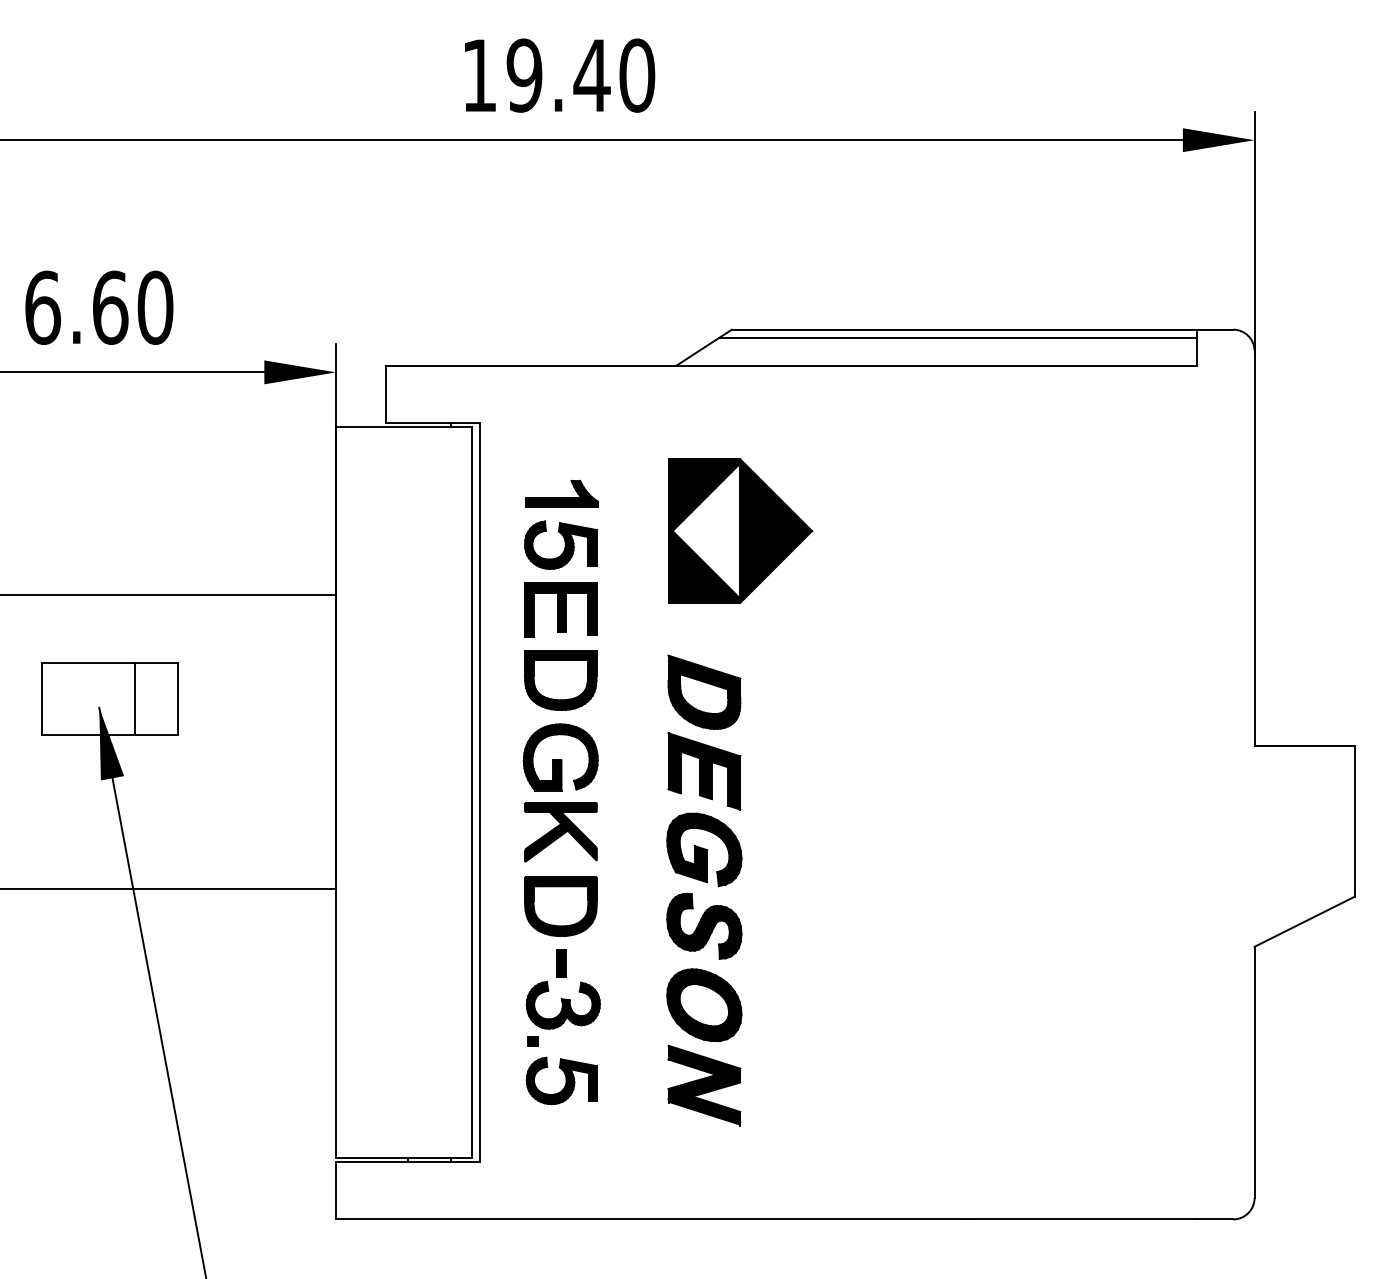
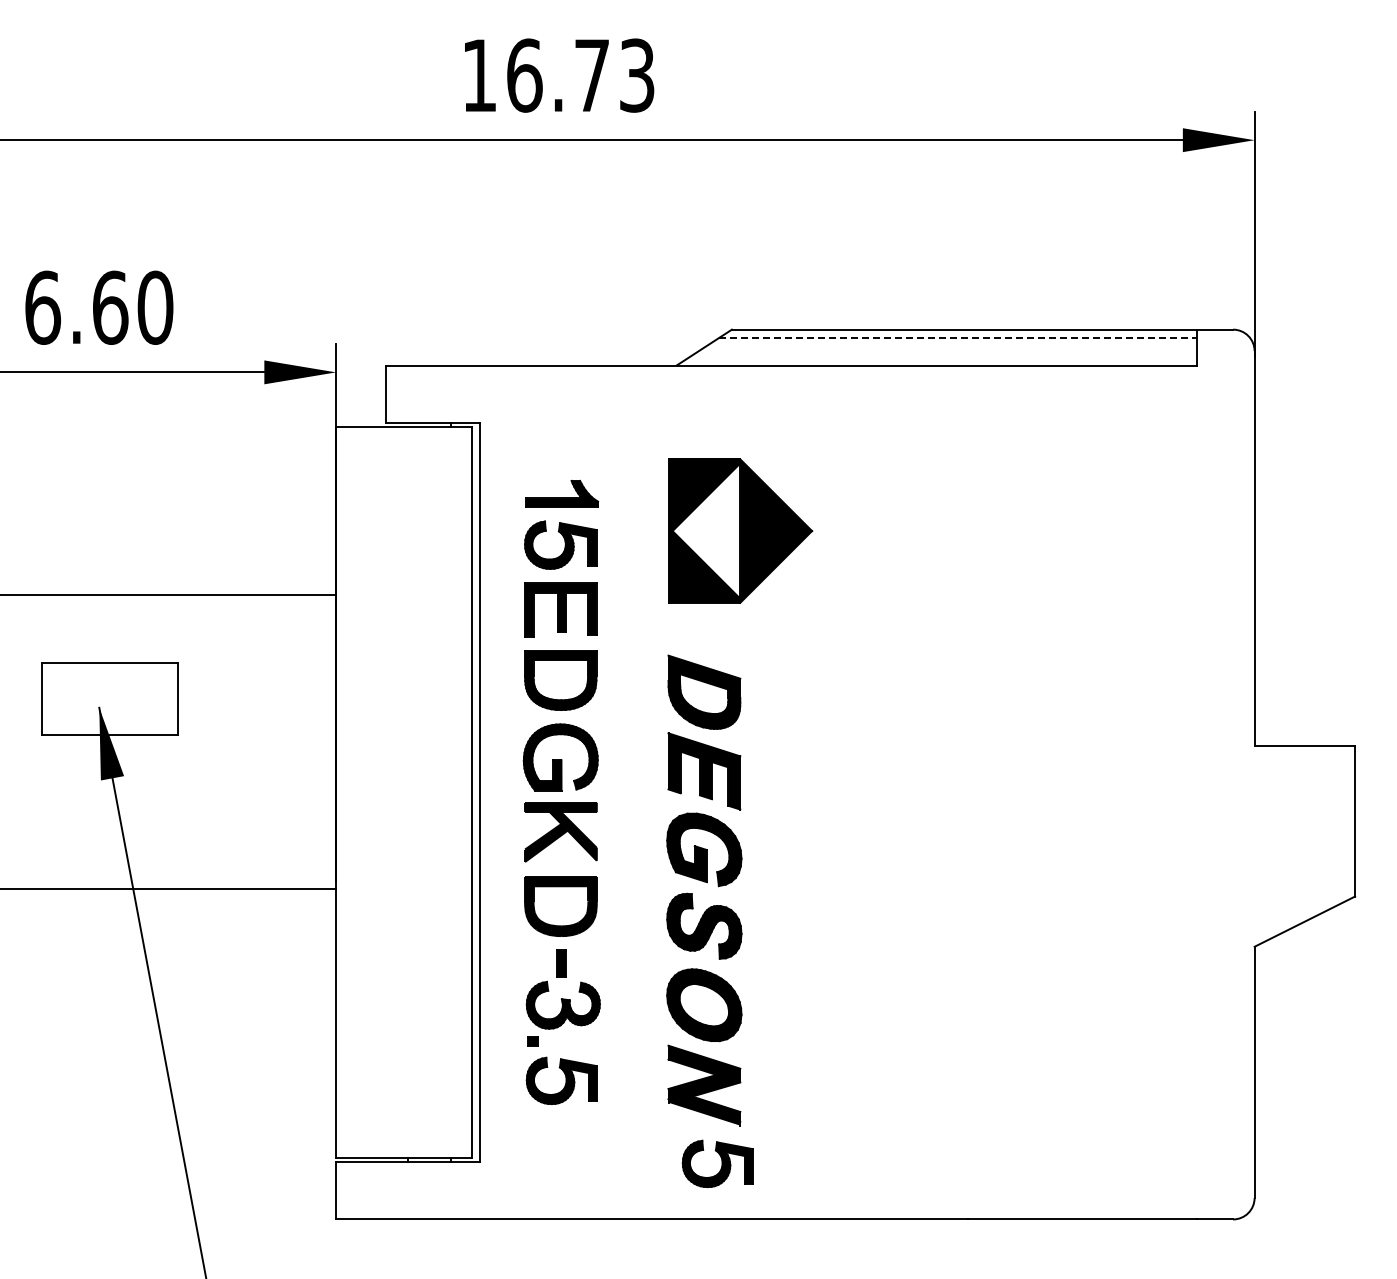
text: 19.40 -> 16.73 (580, 75)
line: solid -> dashed (958, 338)
line: present -> none (135, 699)
part: none -> present (717, 1163)
